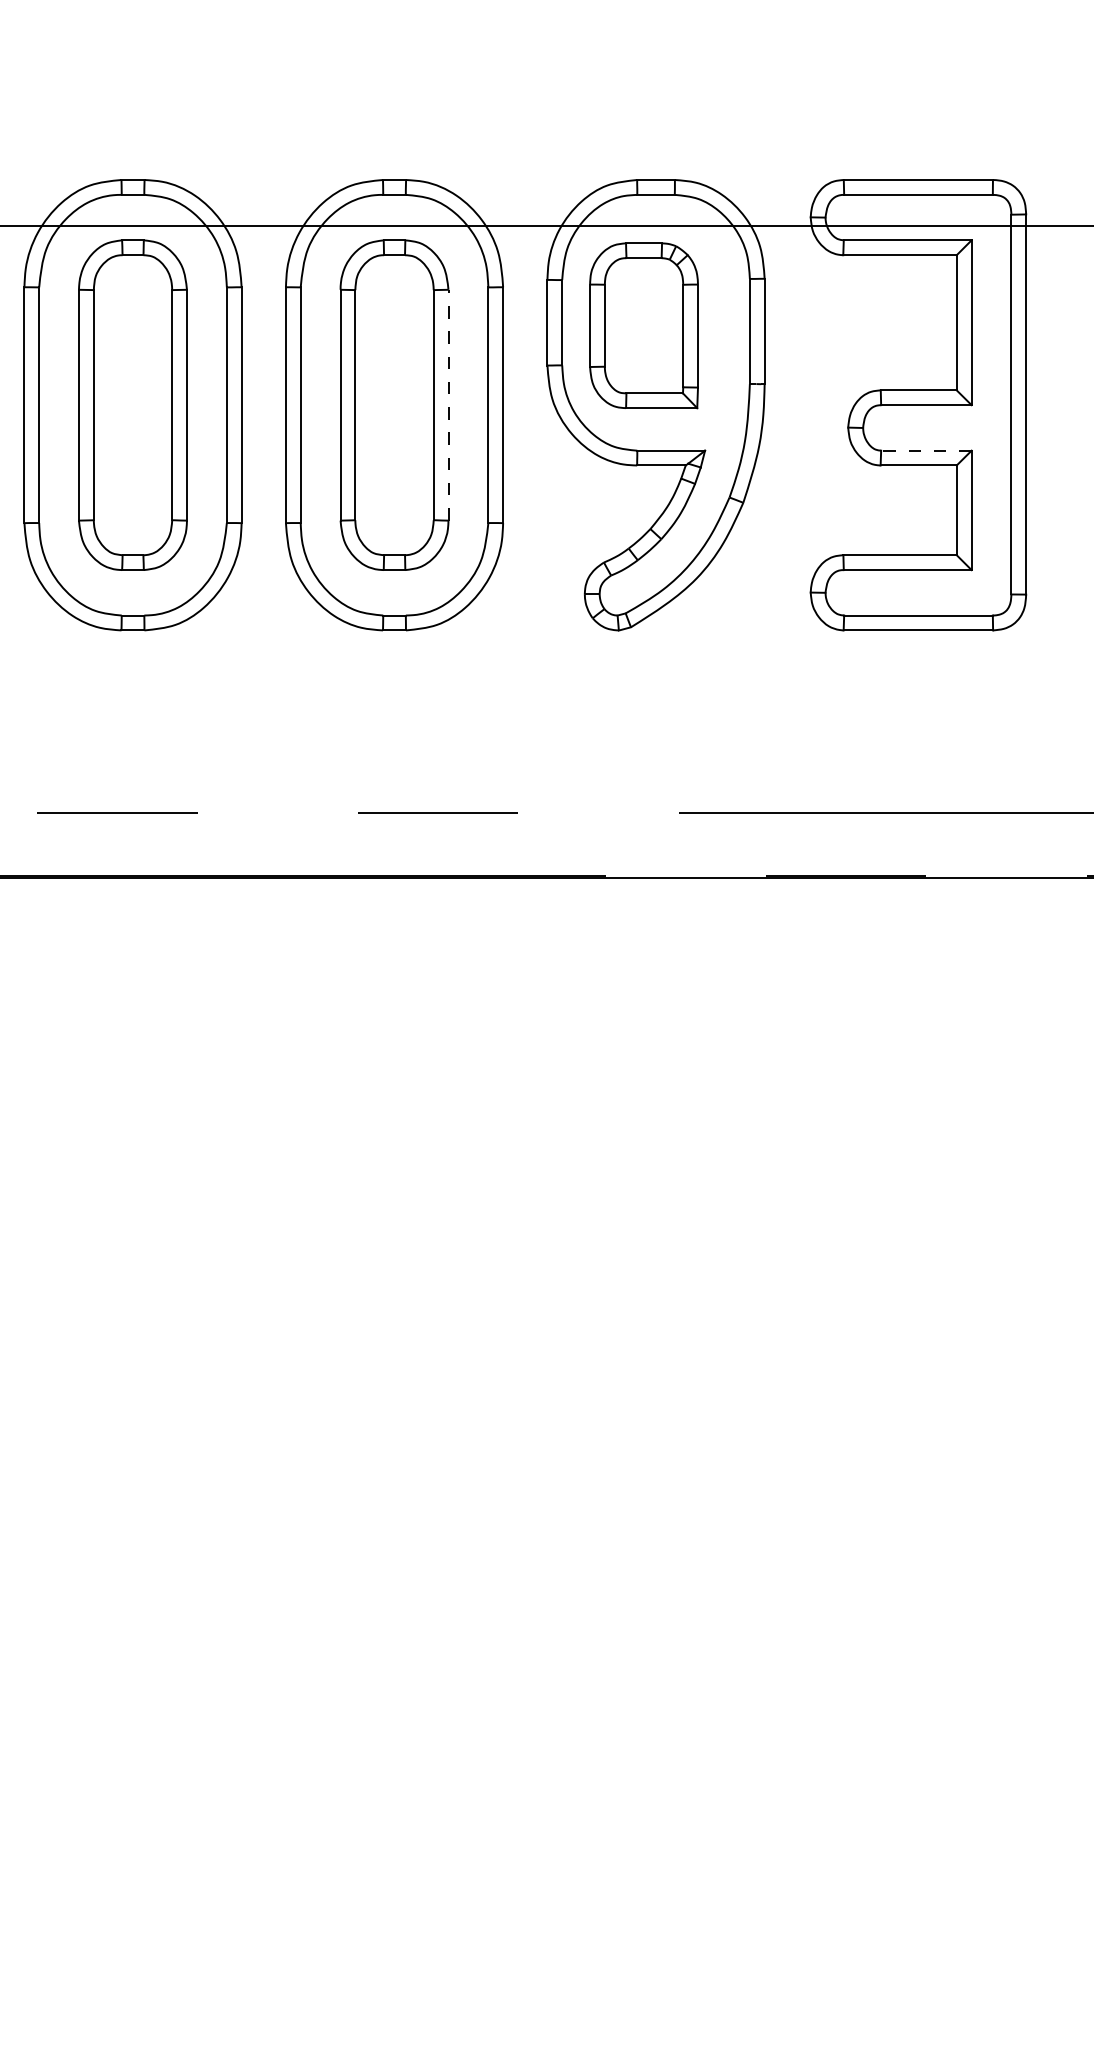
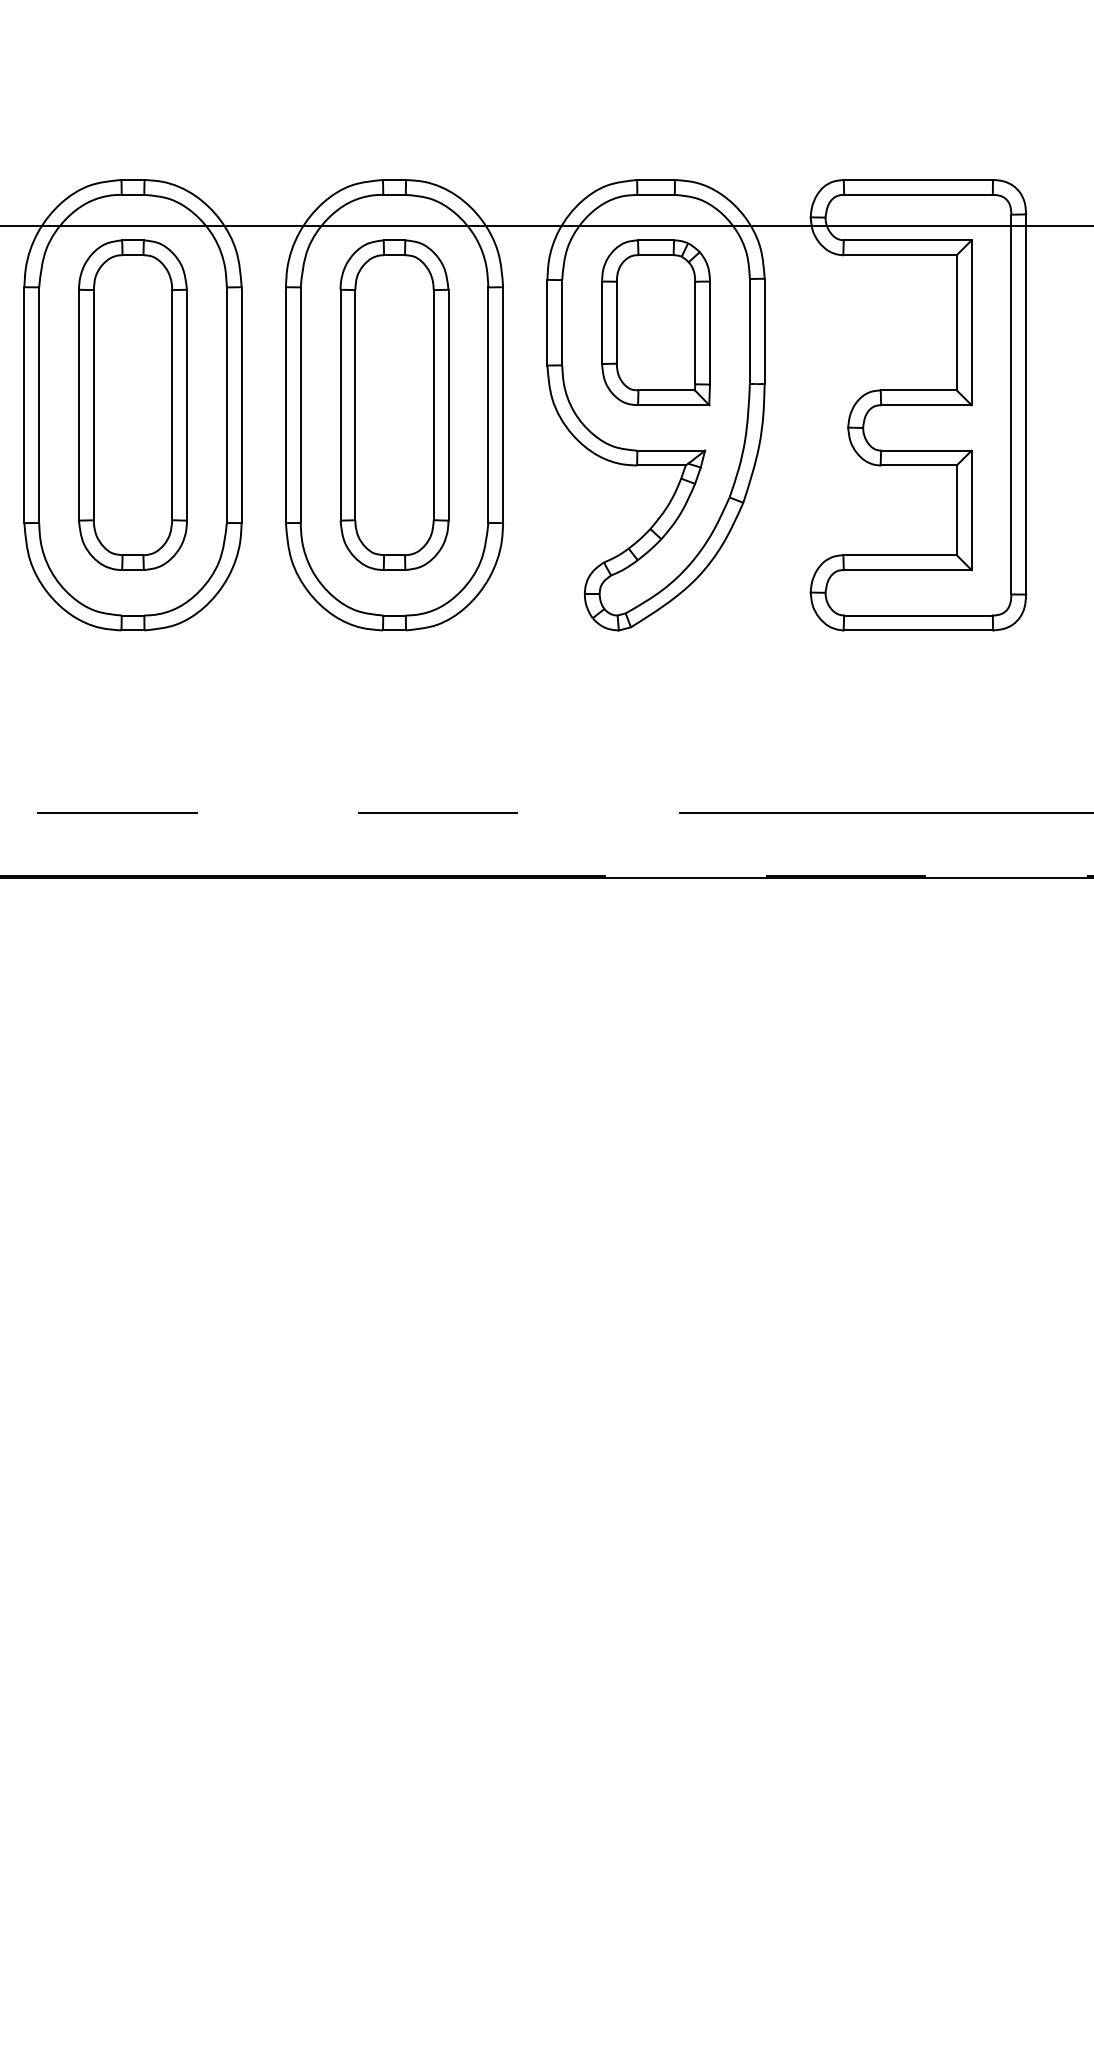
part position: (643, 325) -> (655, 322) (655, 322)
line: dashed -> solid (448, 404)
line: dashed -> solid (925, 450)
